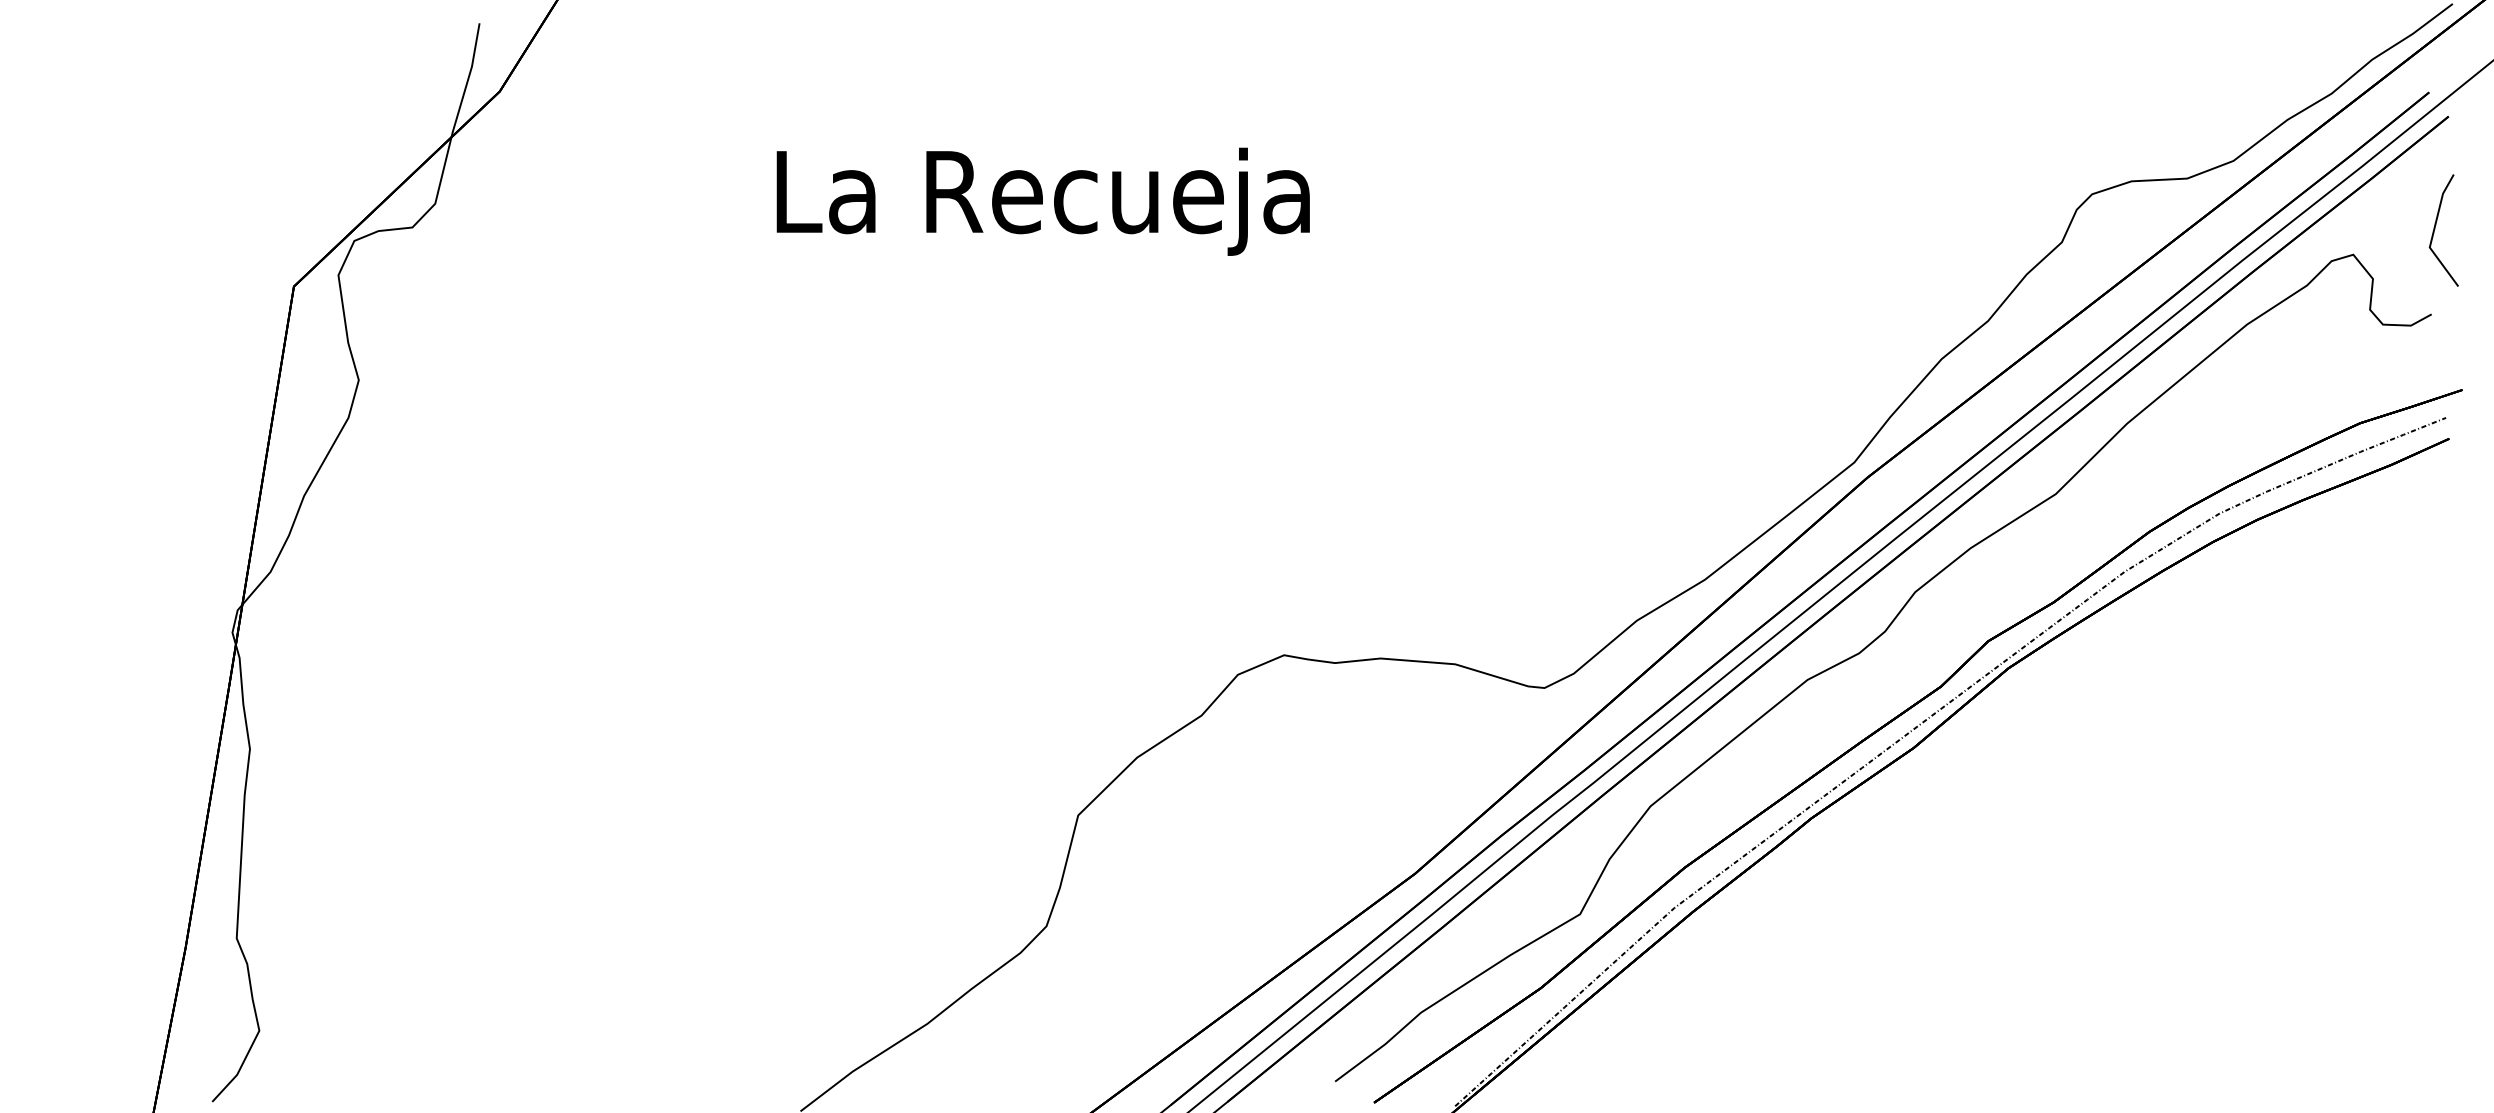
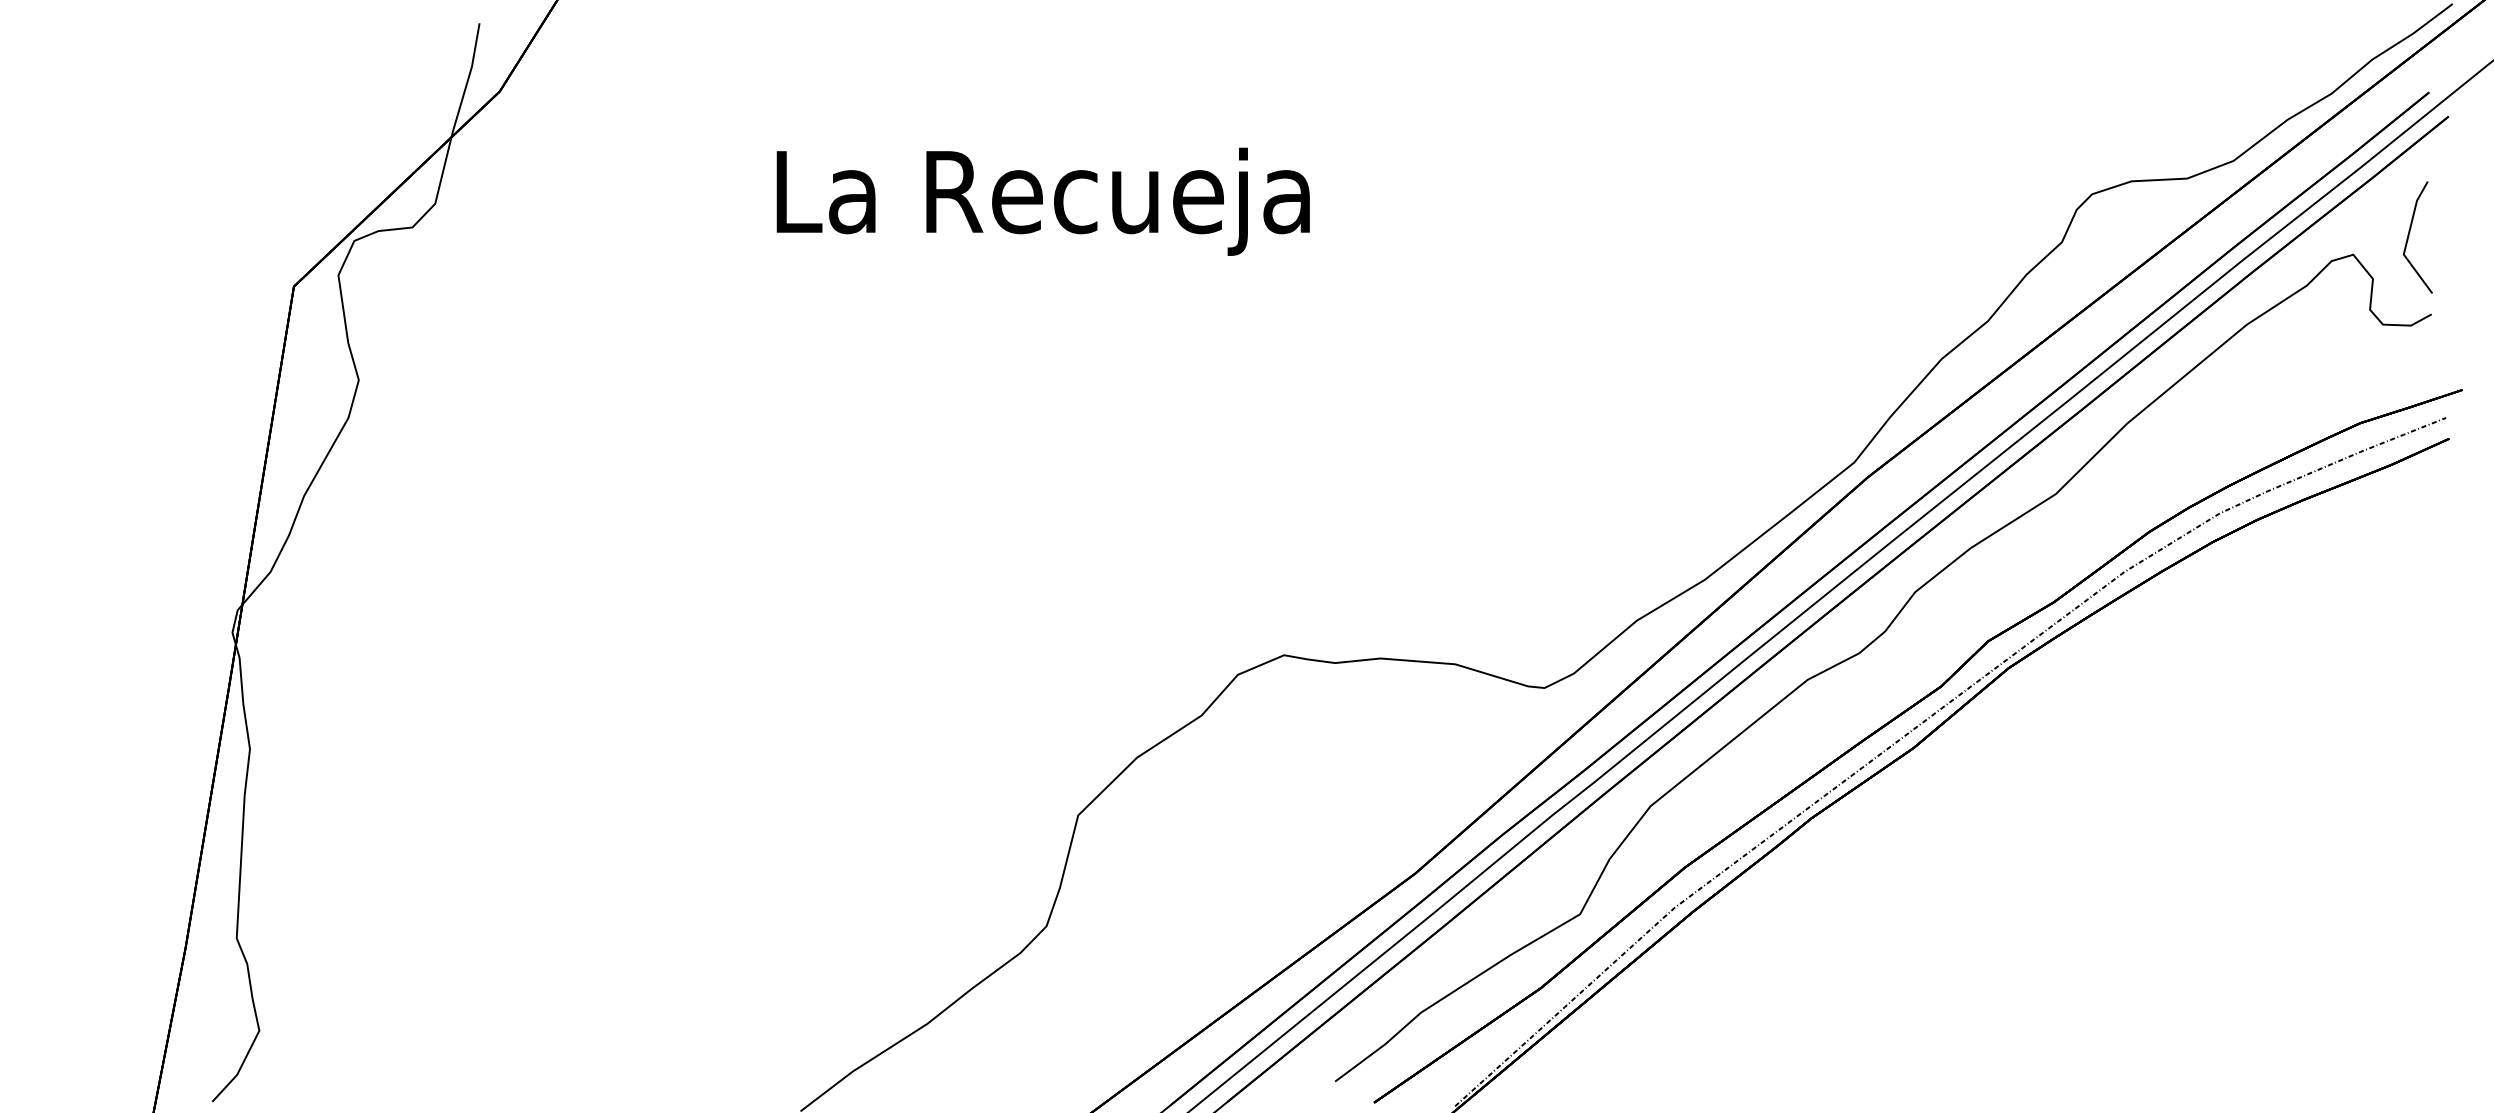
line position: (2435, 229) -> (2409, 236) (2409, 236)
